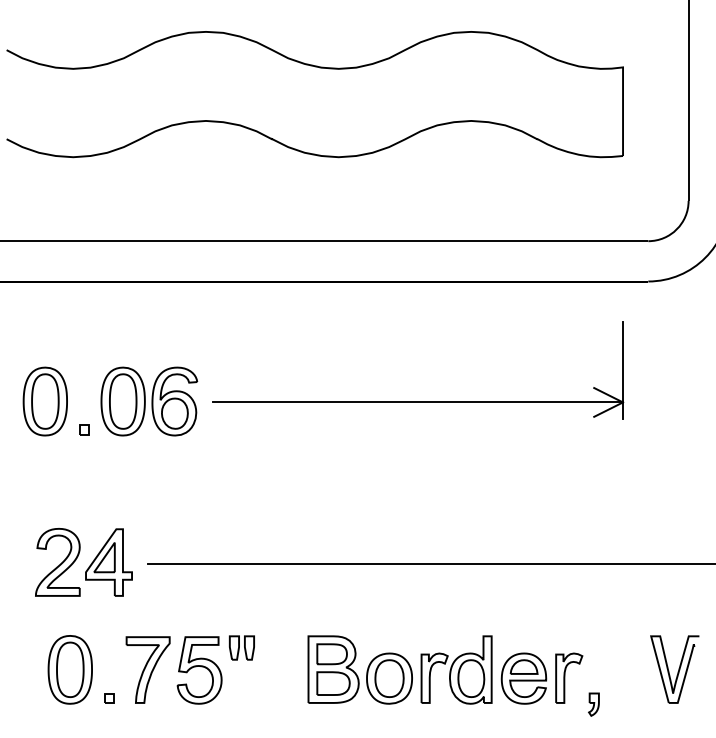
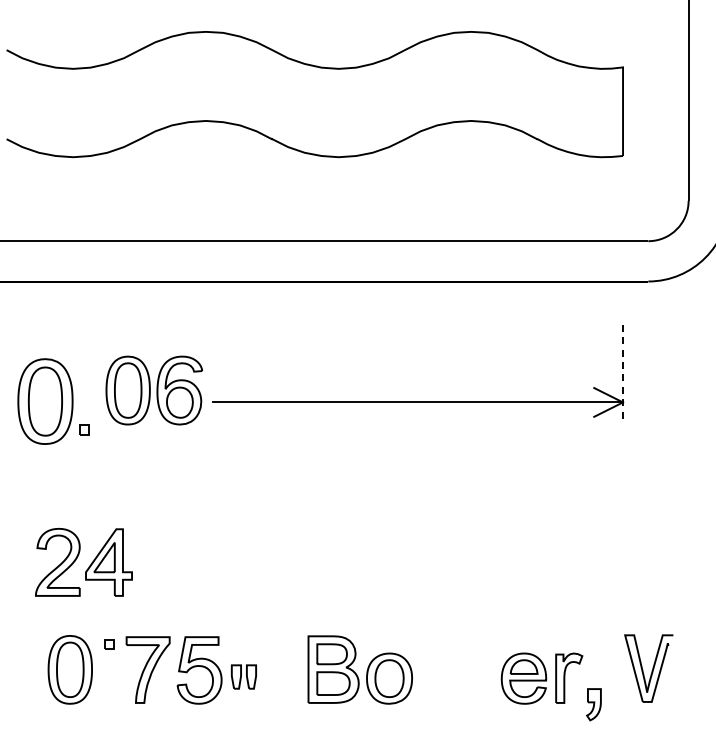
line: solid -> dashed (623, 369)
part size: 46x71 px -> 57x87 px (45, 401)
part position: (149, 401) -> (154, 390) (154, 390)
line: present -> none (430, 563)
part position: (241, 647) -> (243, 676) (243, 676)
part: present -> none (456, 669)
part position: (674, 669) -> (648, 668) (648, 668)
part position: (109, 698) -> (109, 644) (109, 644)
part size: 12x25 px -> 16x34 px (593, 704)
